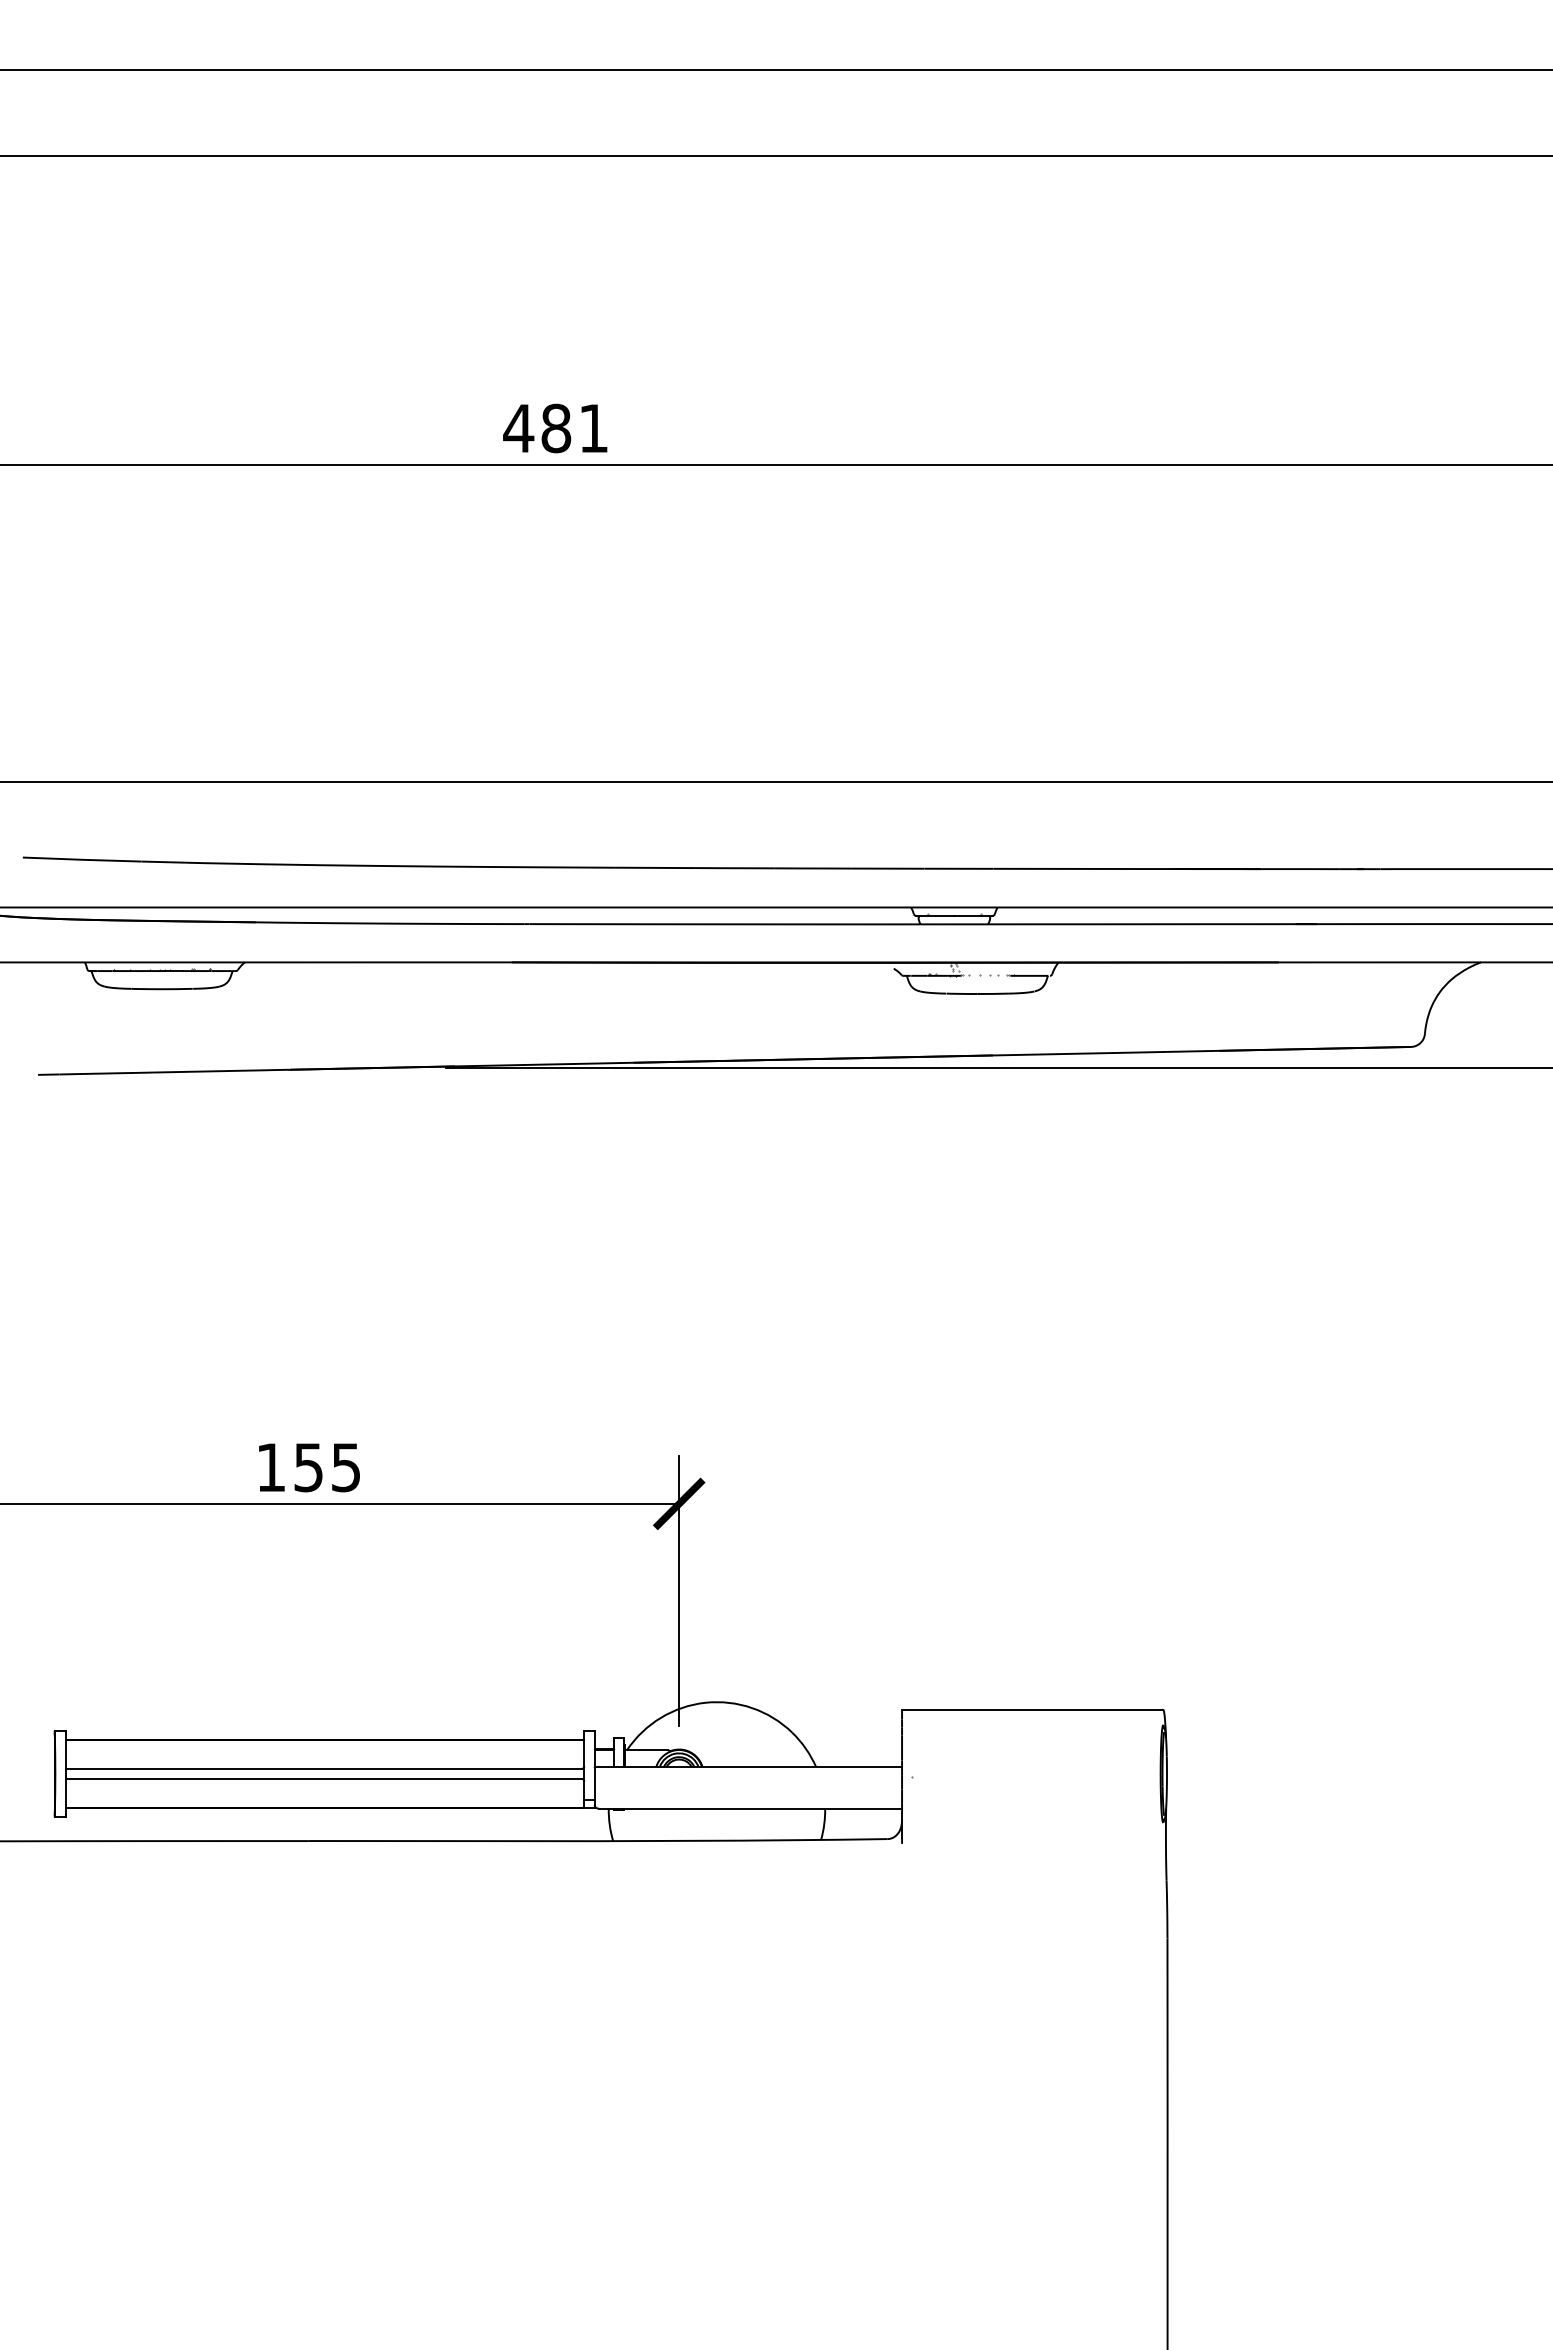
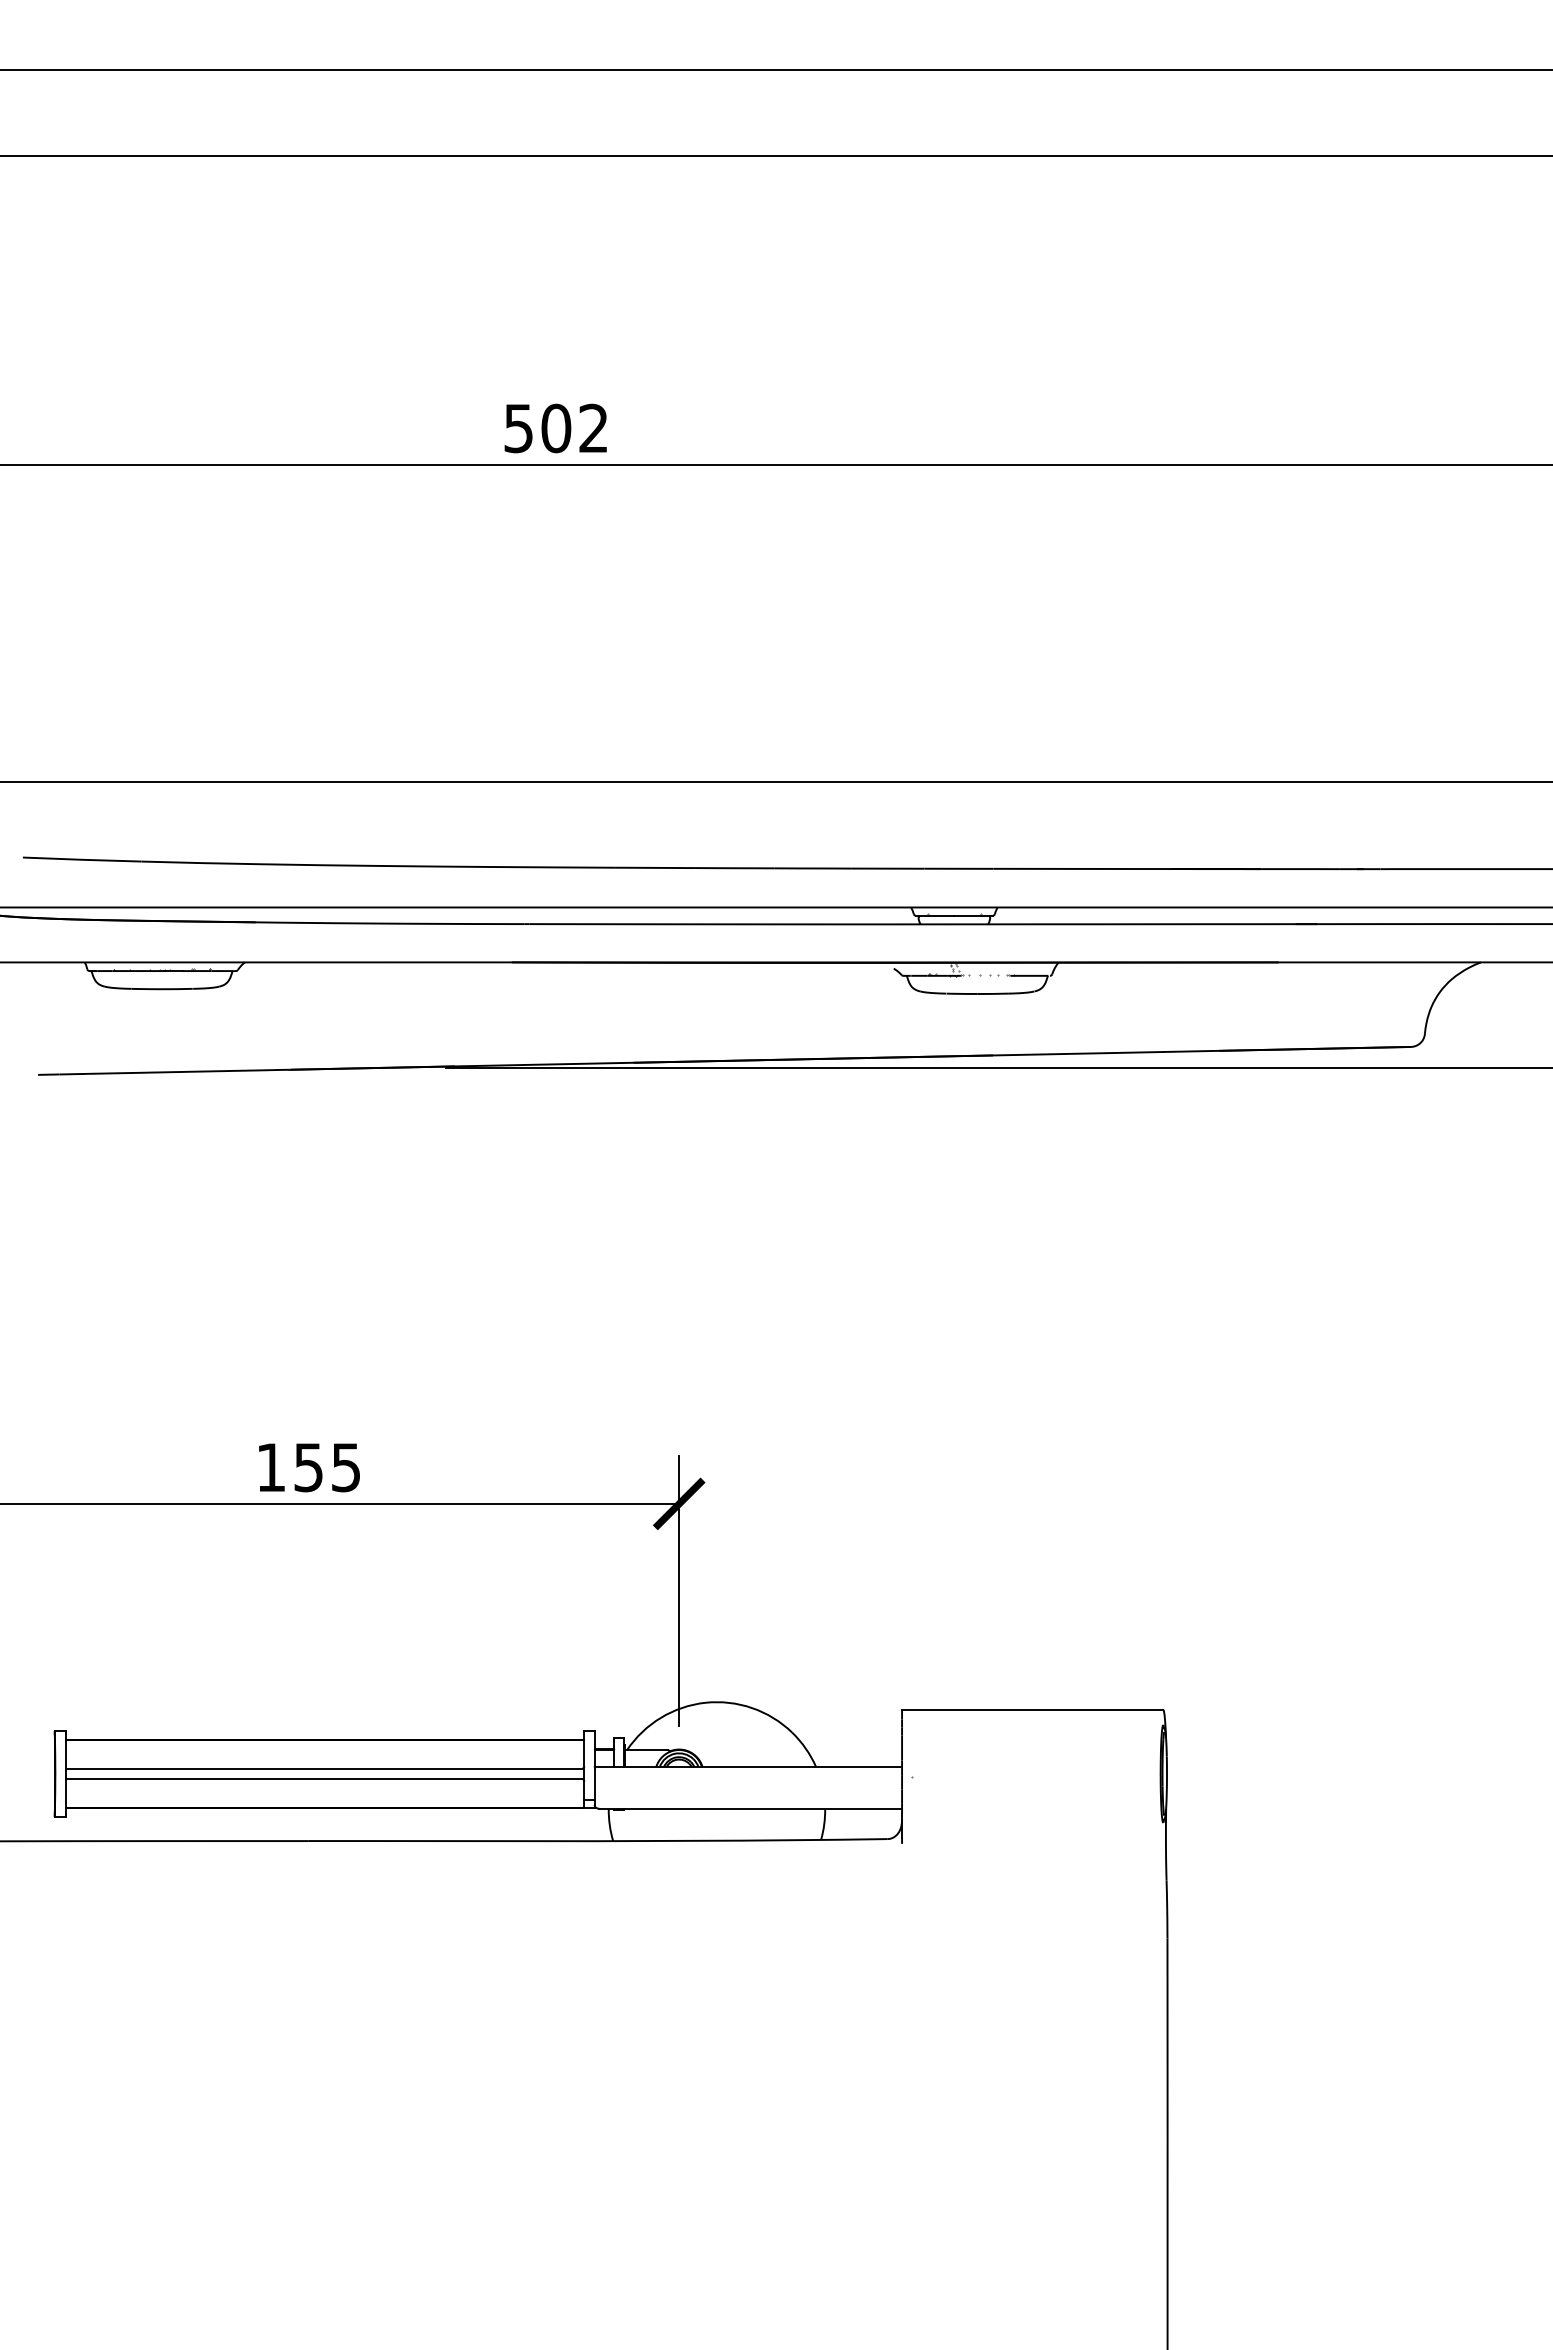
text: 481 -> 502 (555, 428)
